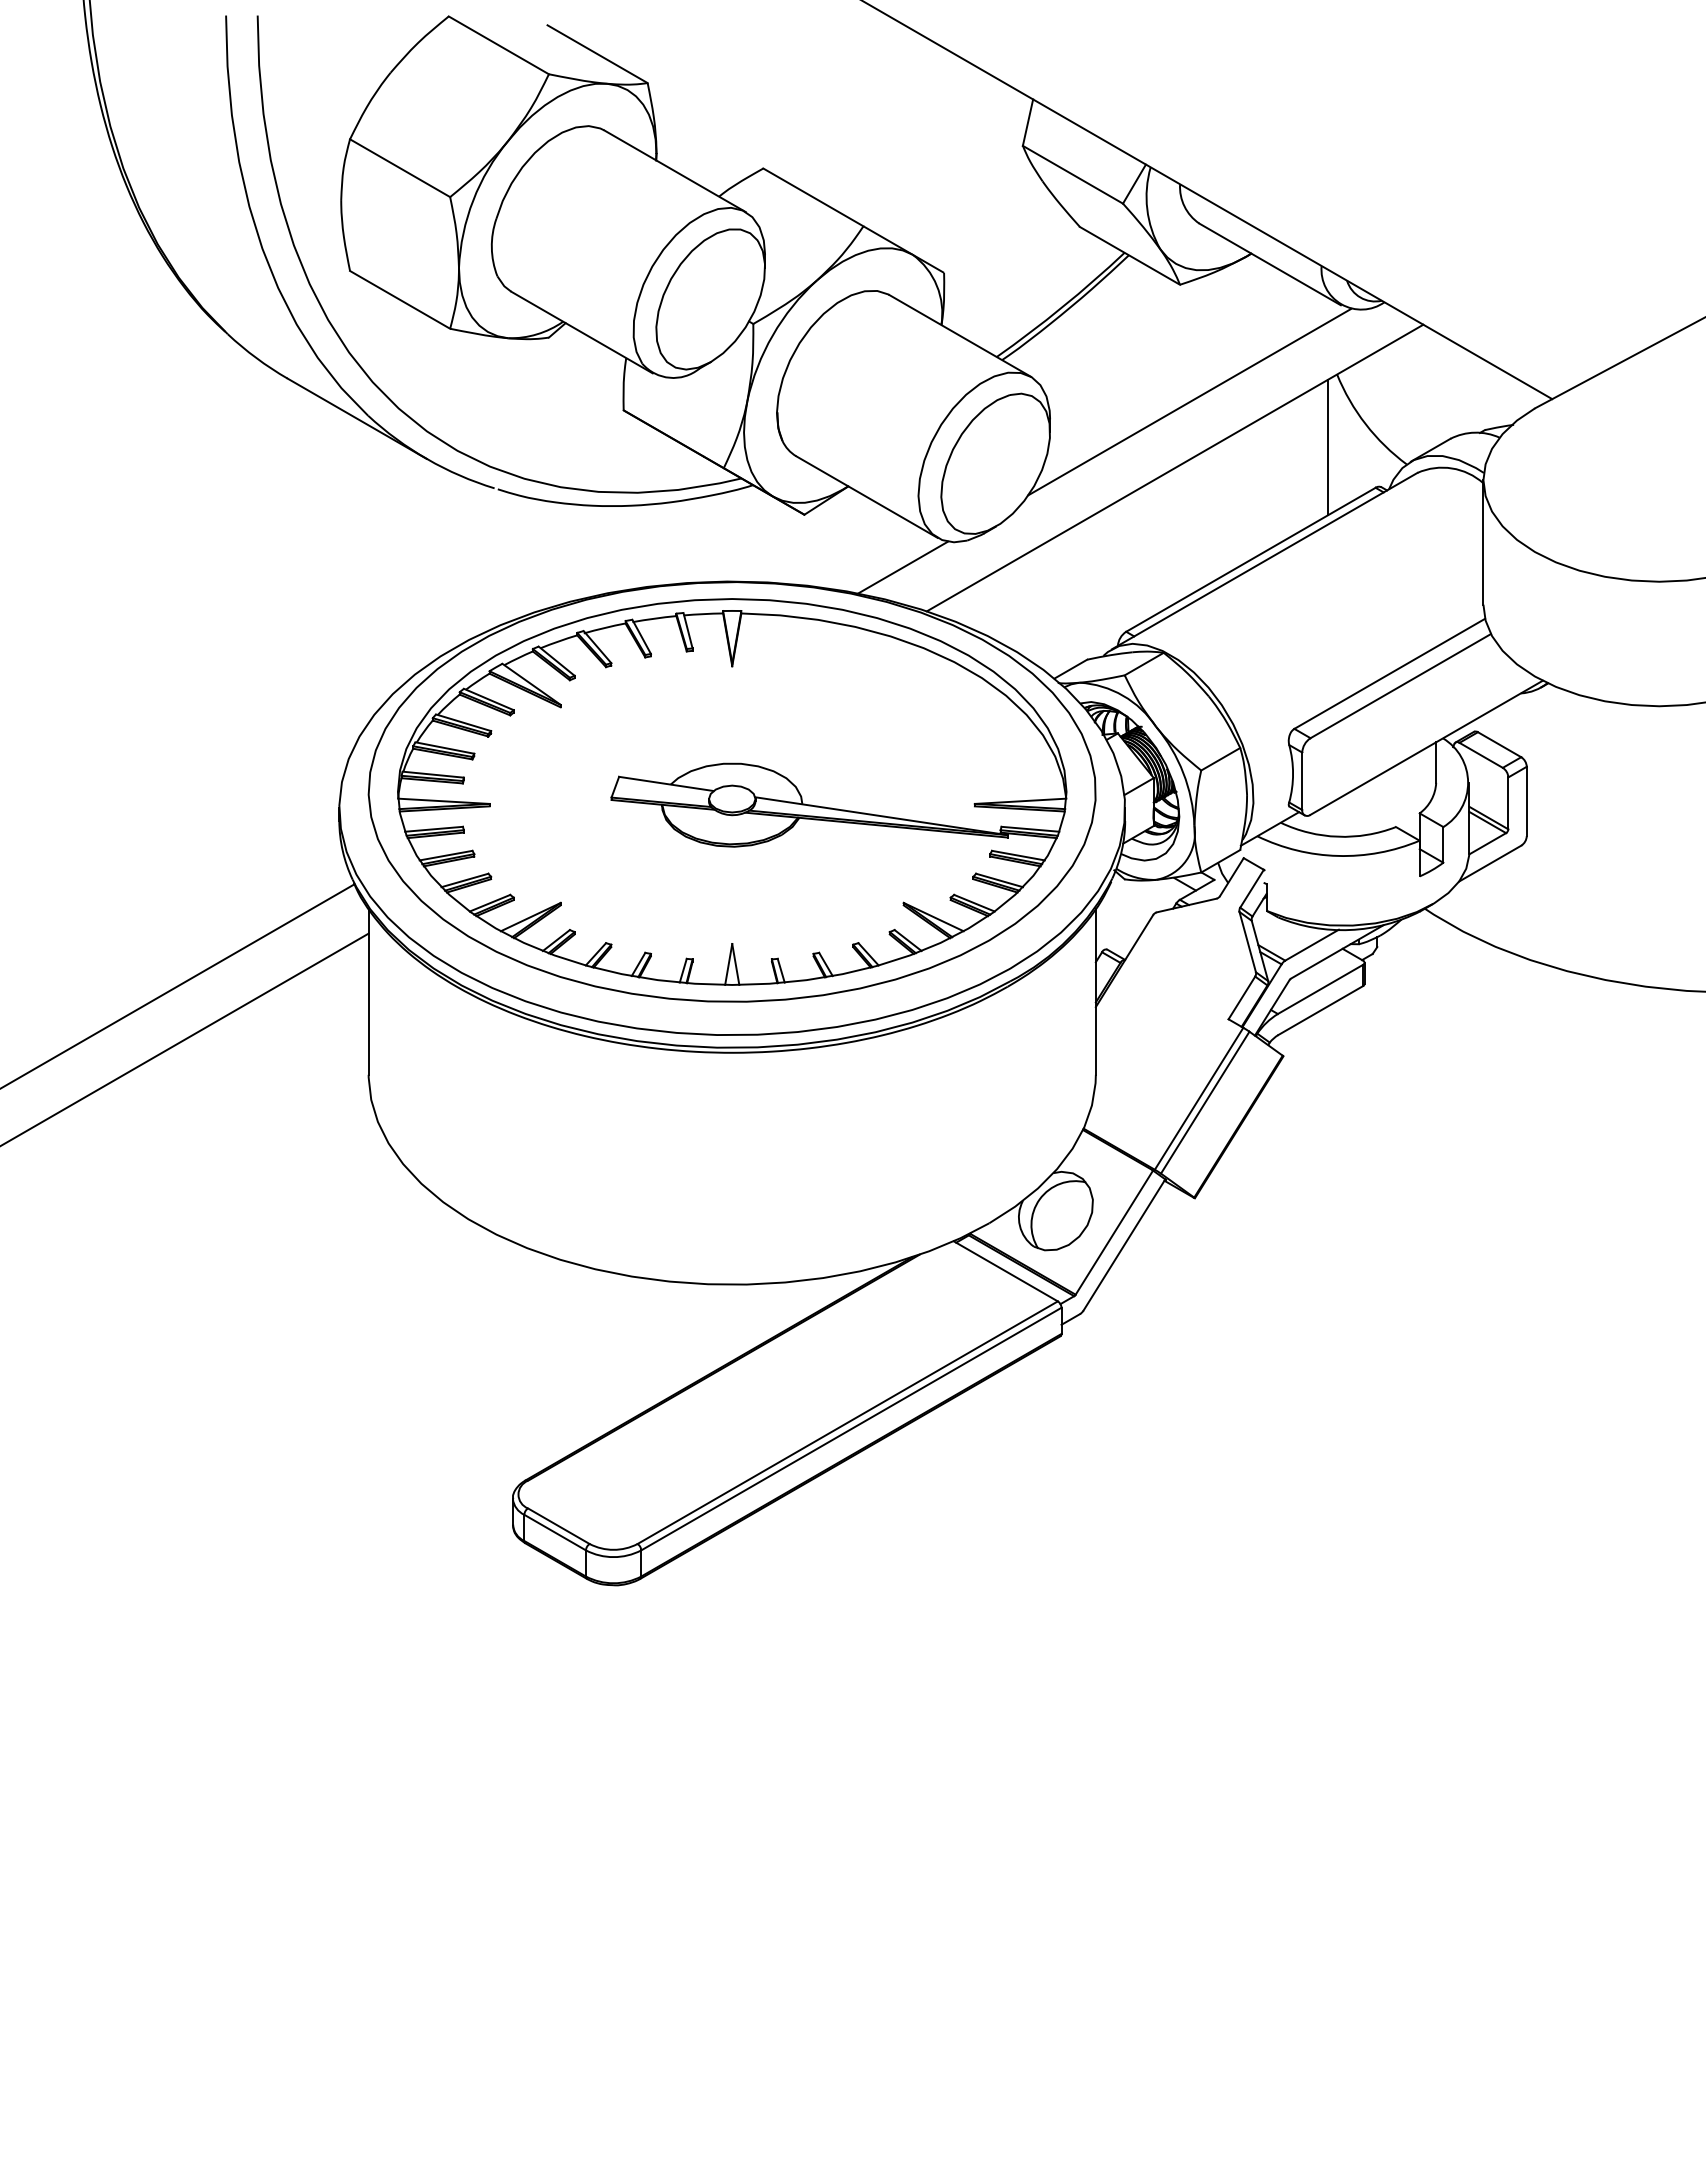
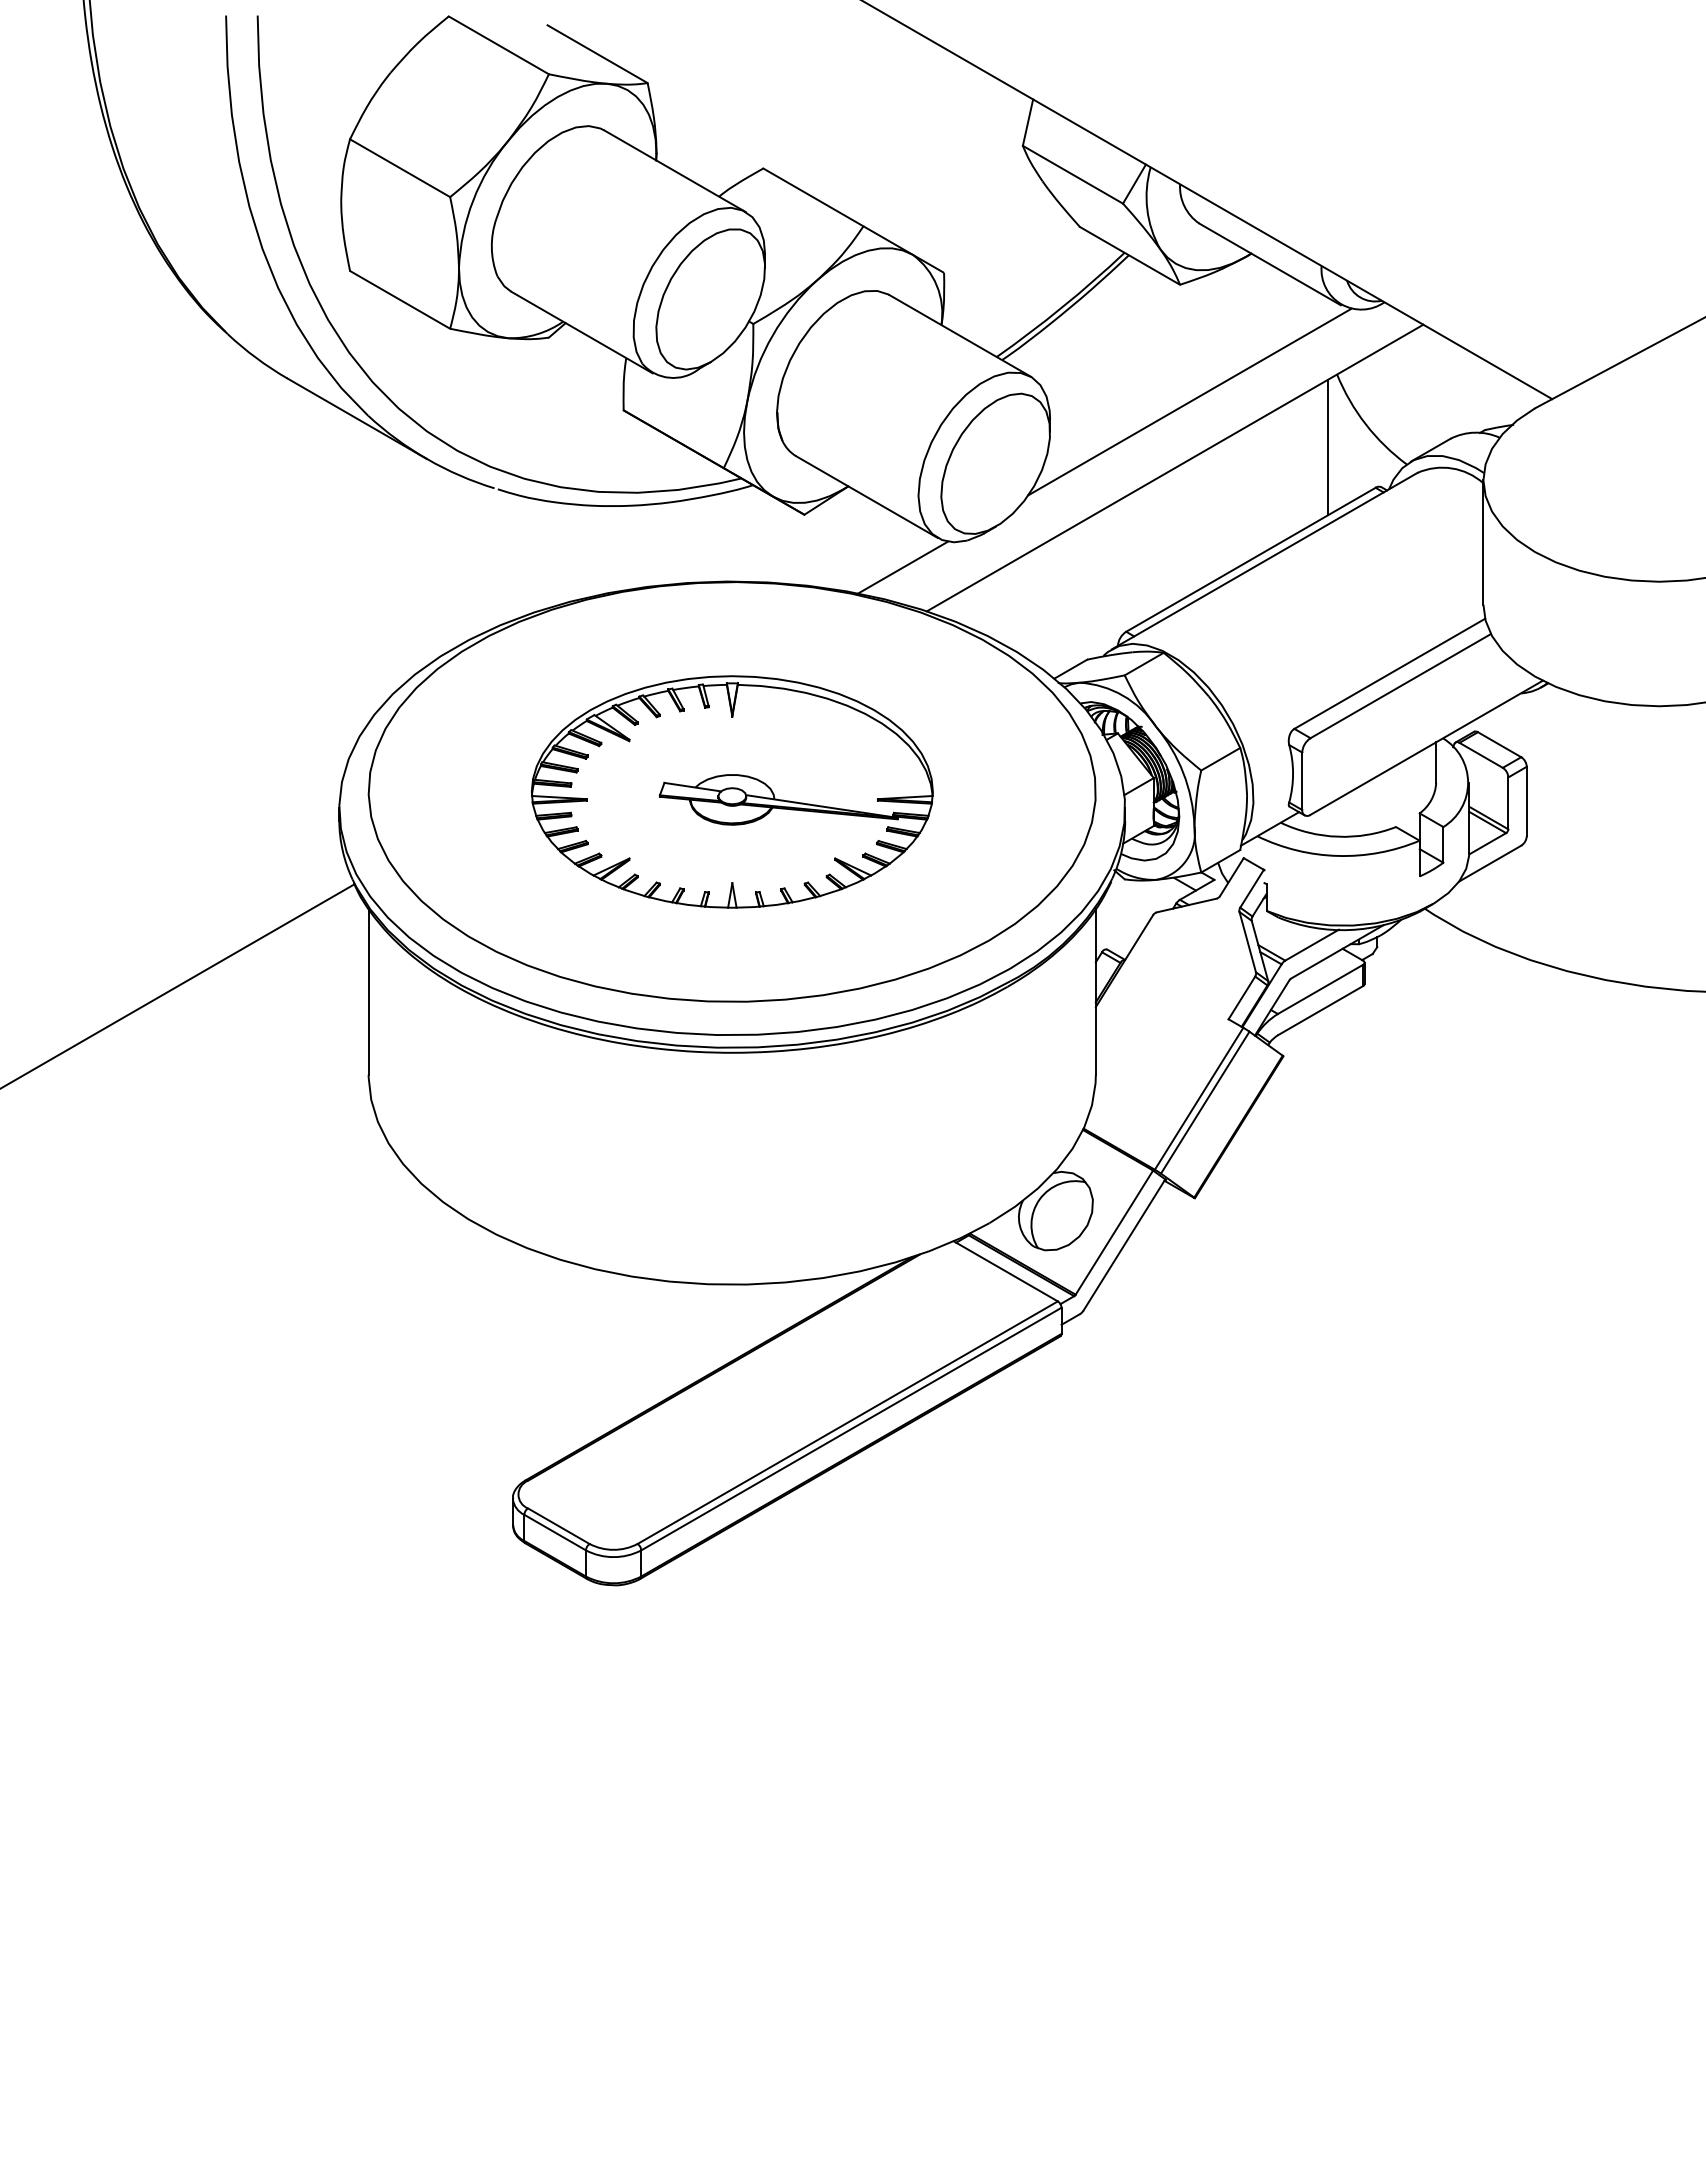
part size: 671x388 px -> 404x234 px (731, 791)
line: present -> none (185, 1039)
